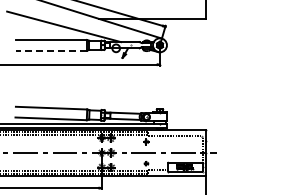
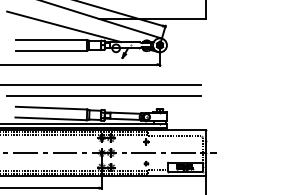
line: dashed -> solid (51, 50)
line: none -> present (101, 84)
line: none -> present (103, 96)
